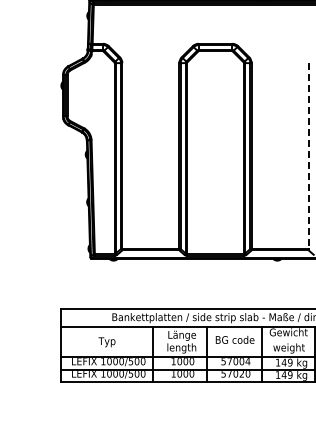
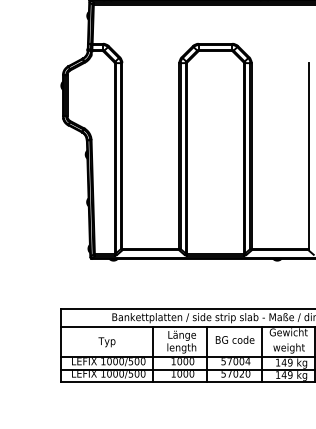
line: dashed -> solid (308, 156)
